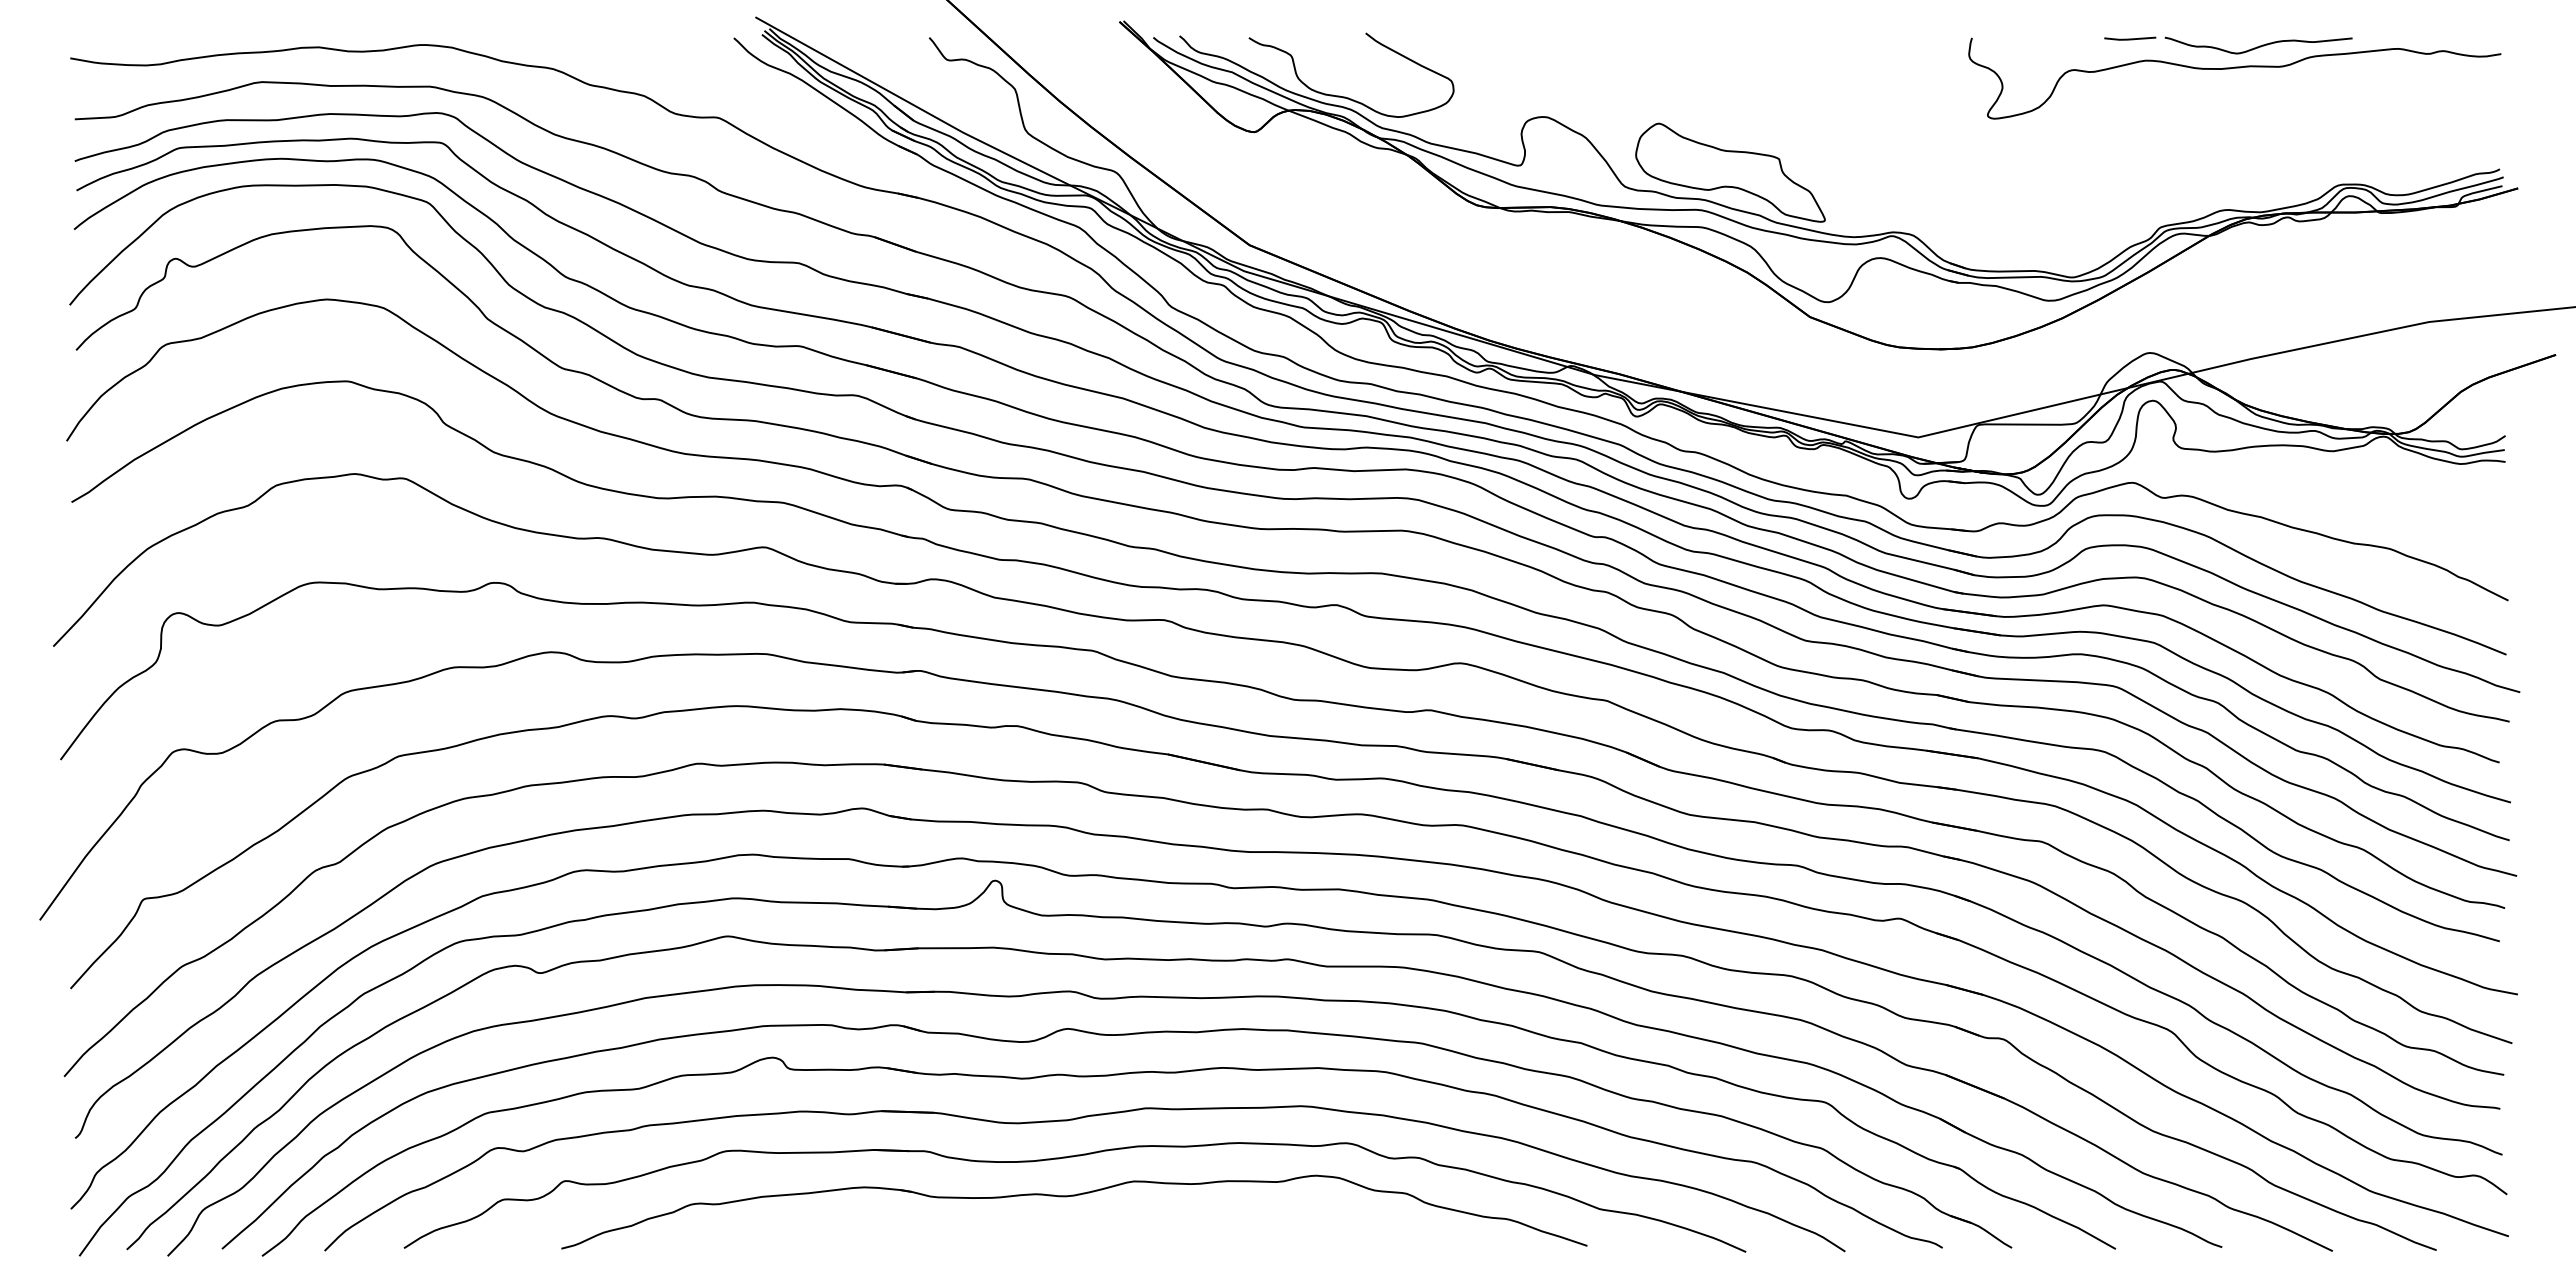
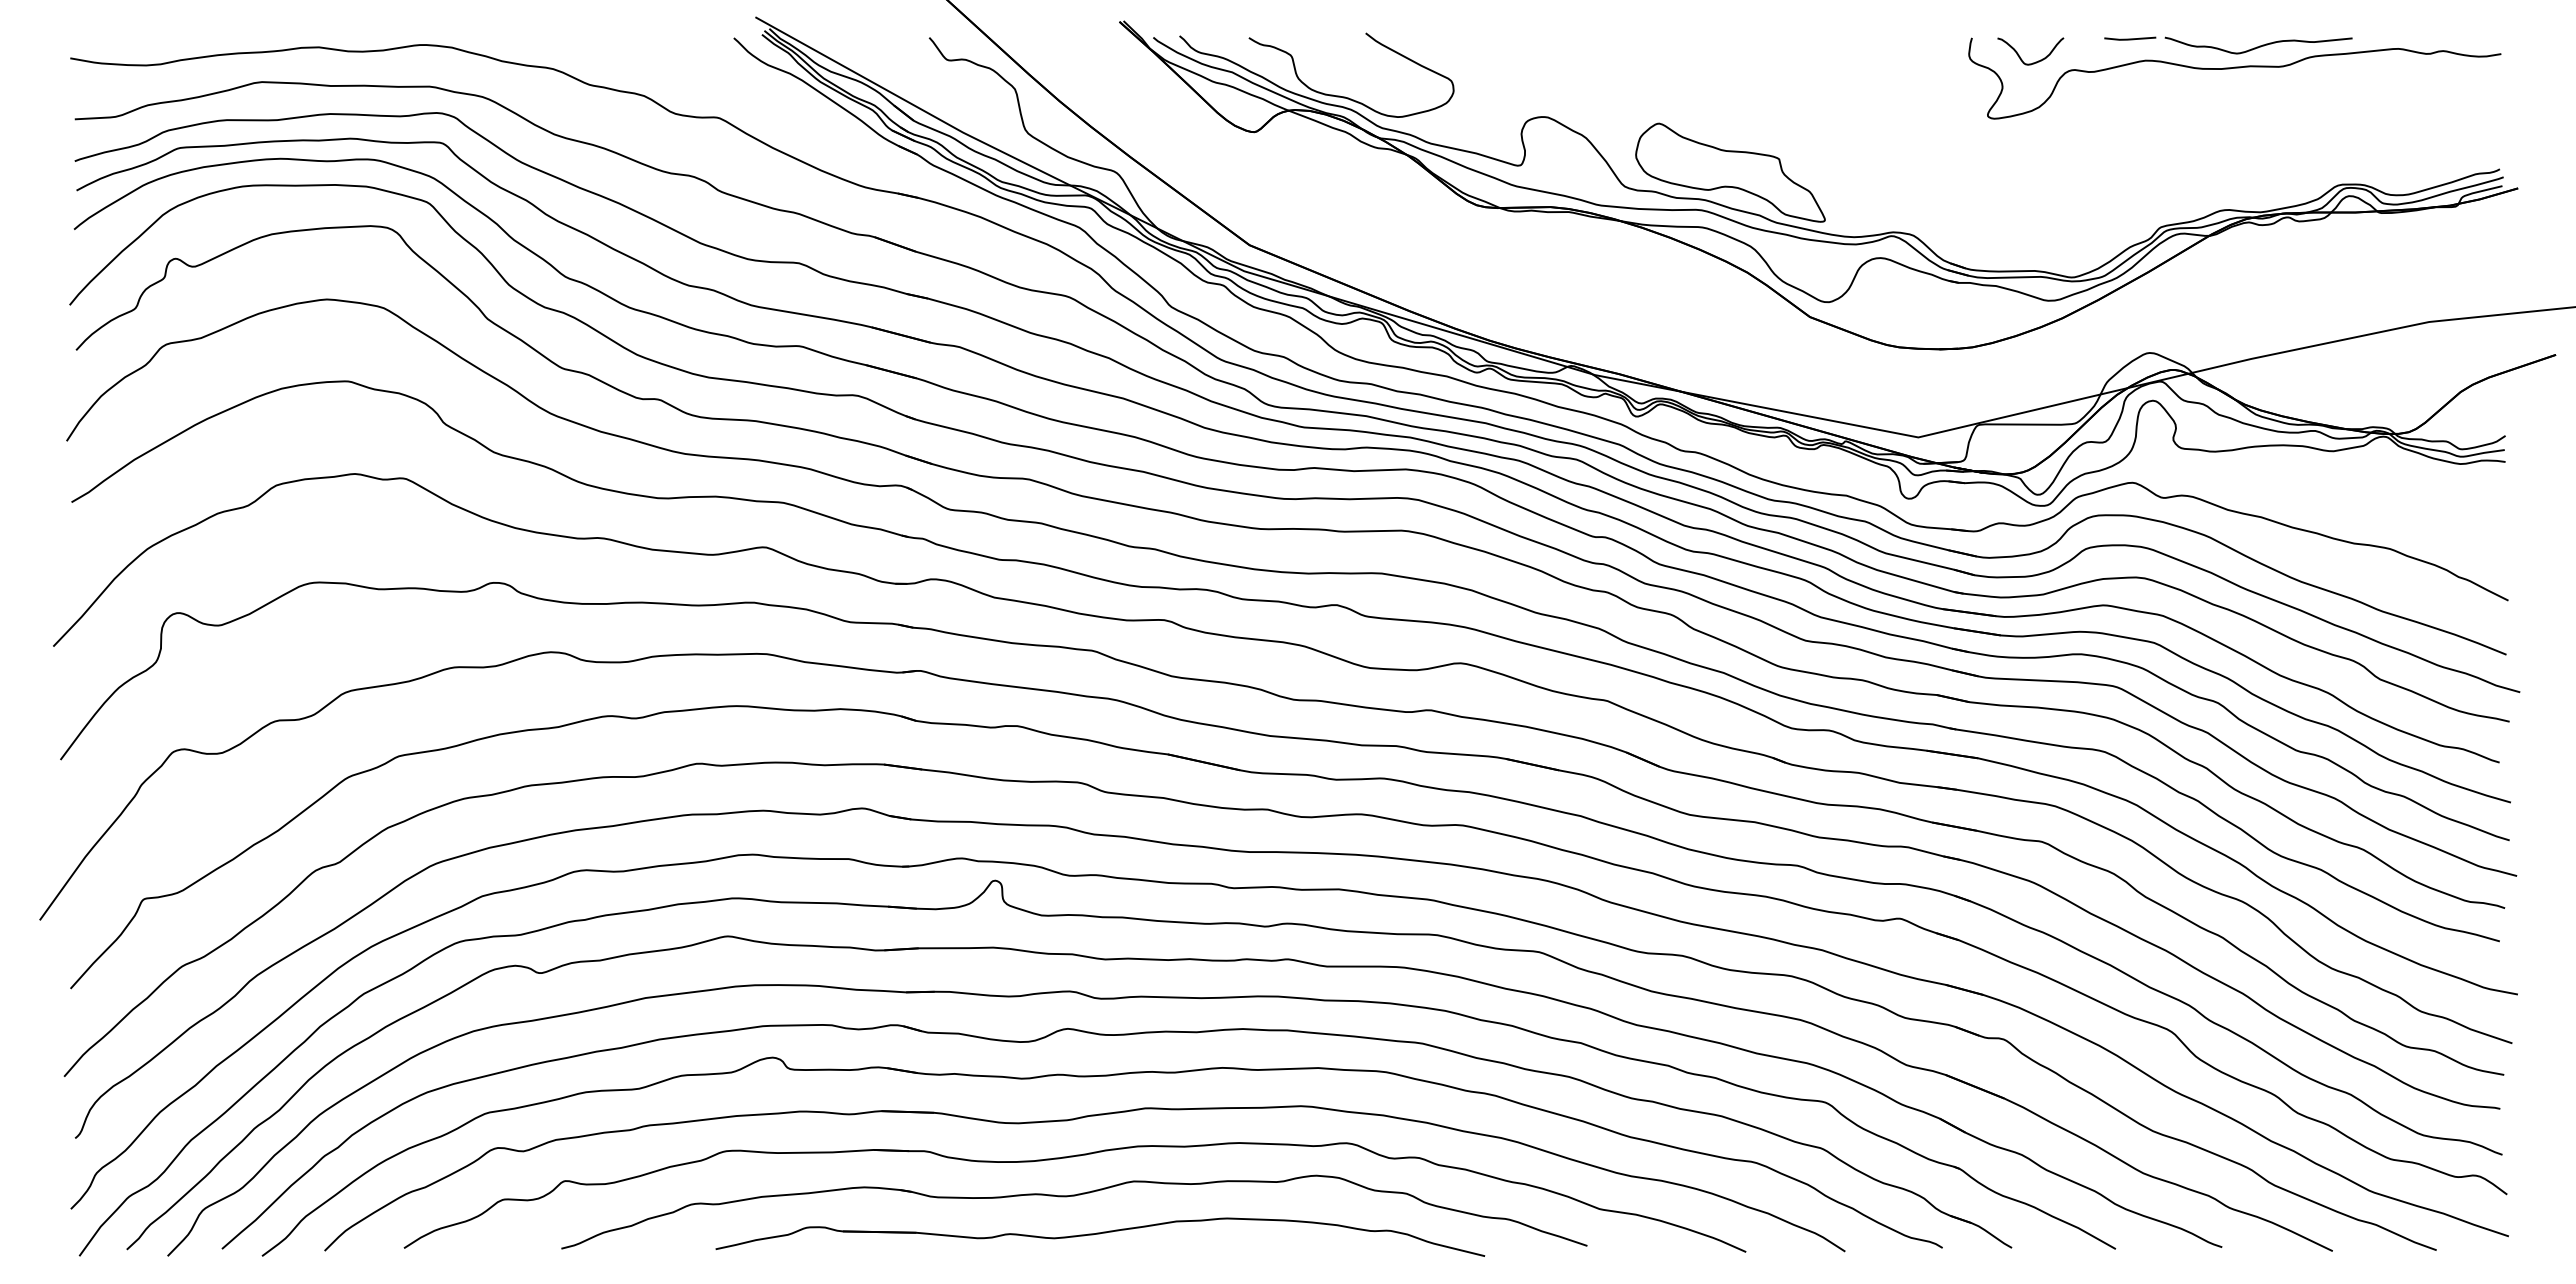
curve: none -> present (2020, 56)
part: none -> present (1100, 1236)
